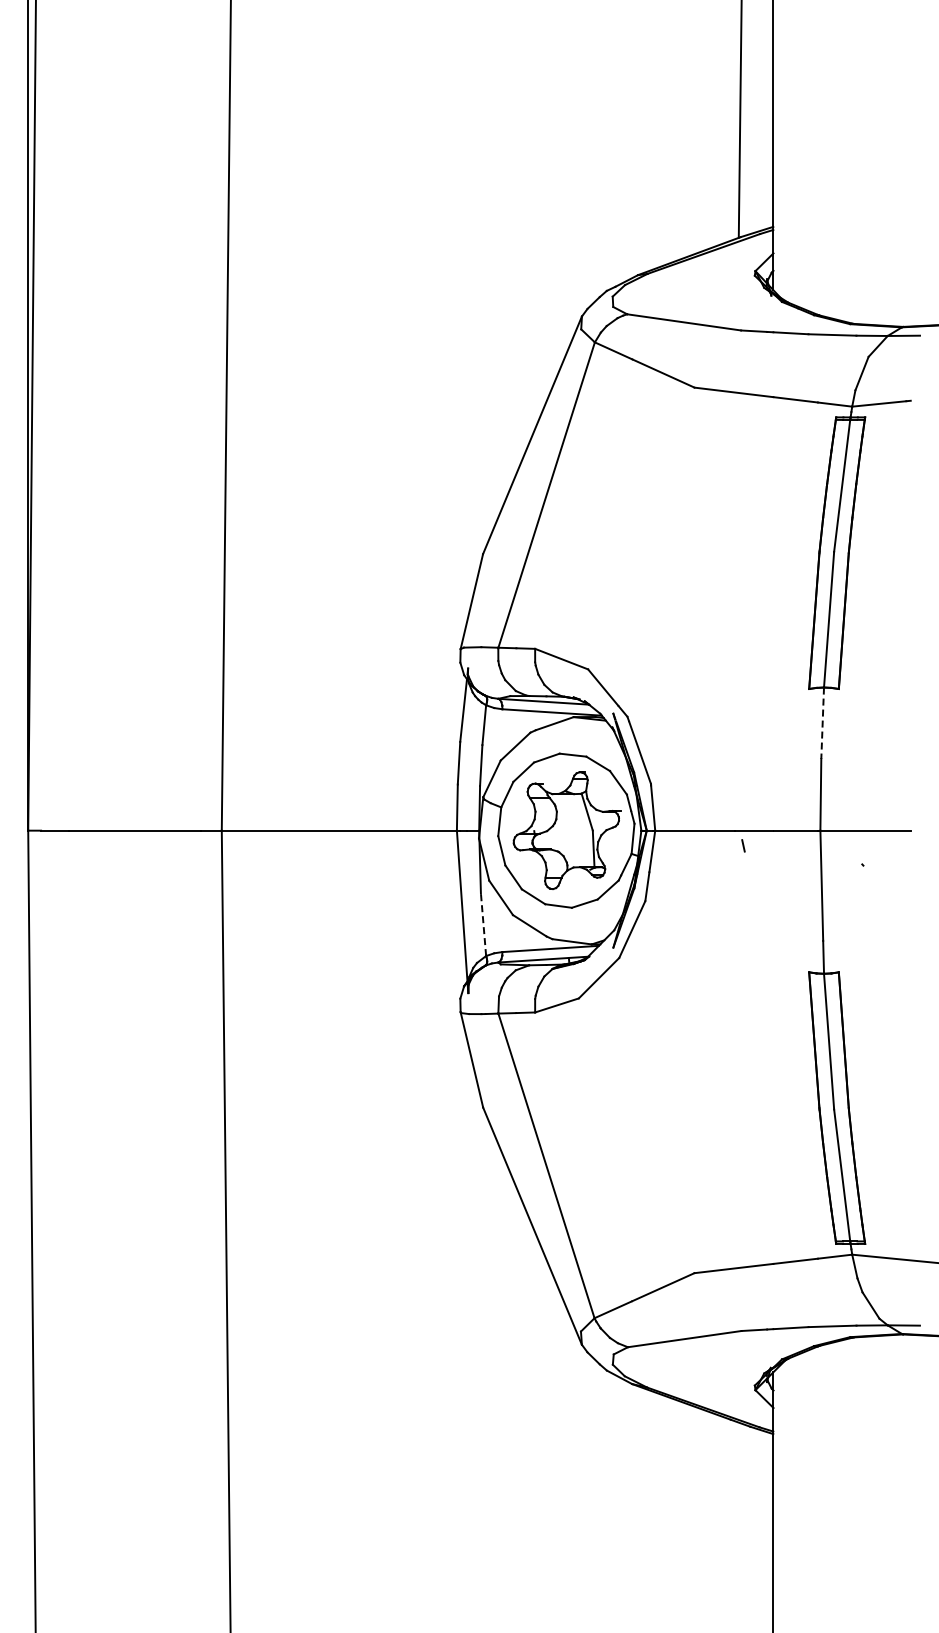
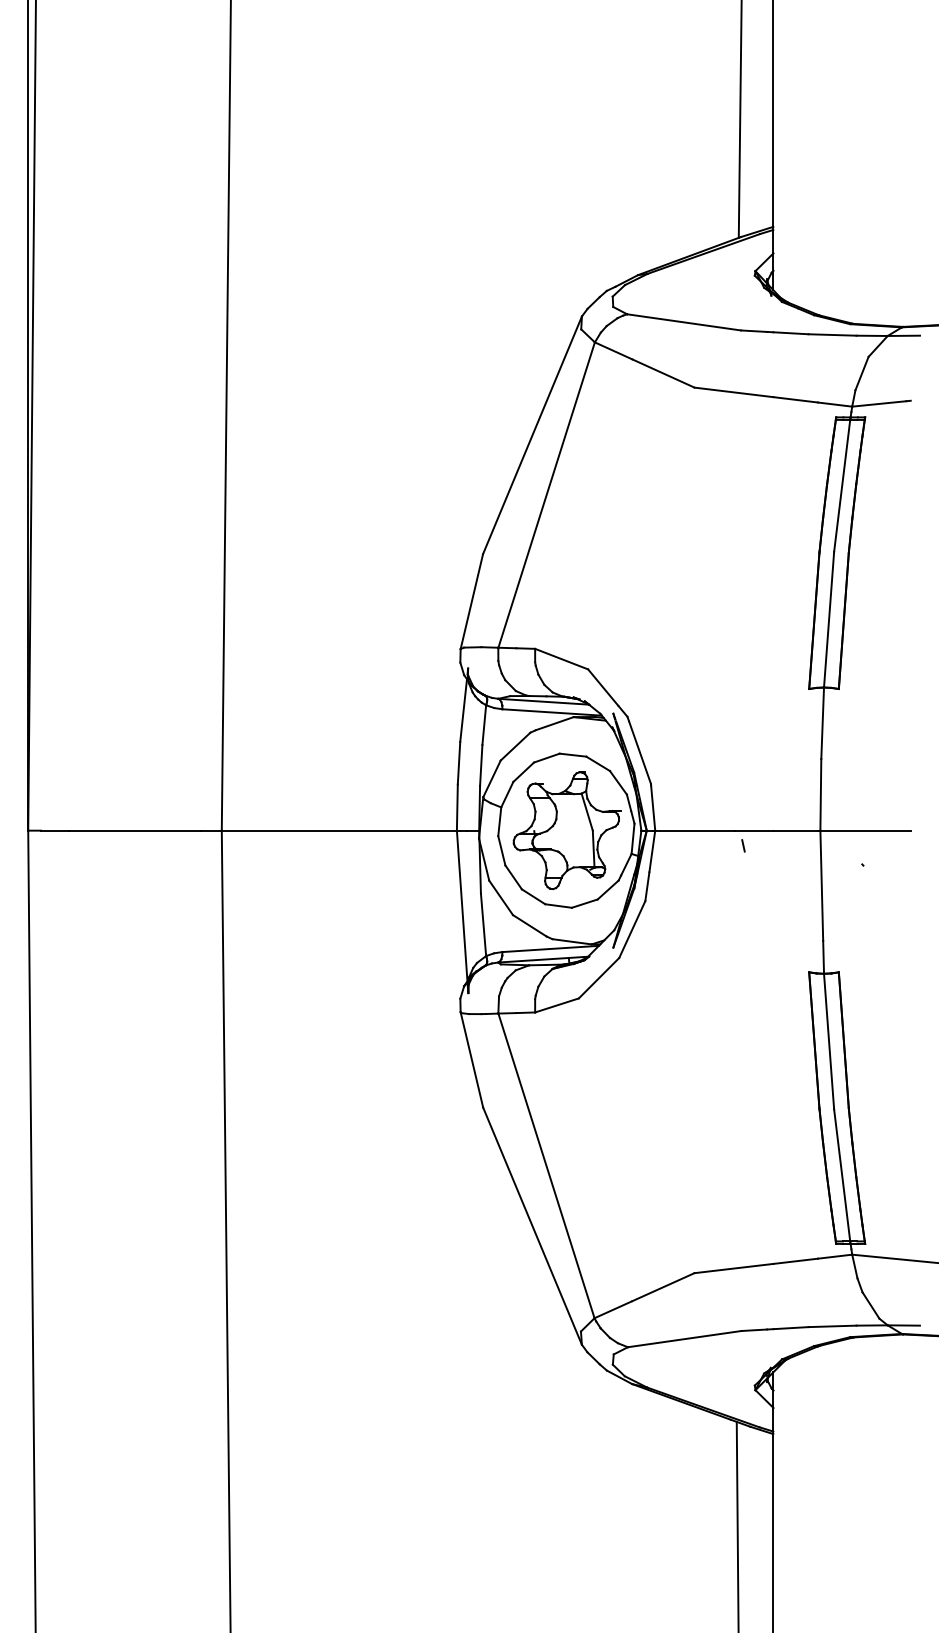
line: dashed -> solid (822, 723)
line: dashed -> solid (483, 924)
line: none -> present (737, 1525)
